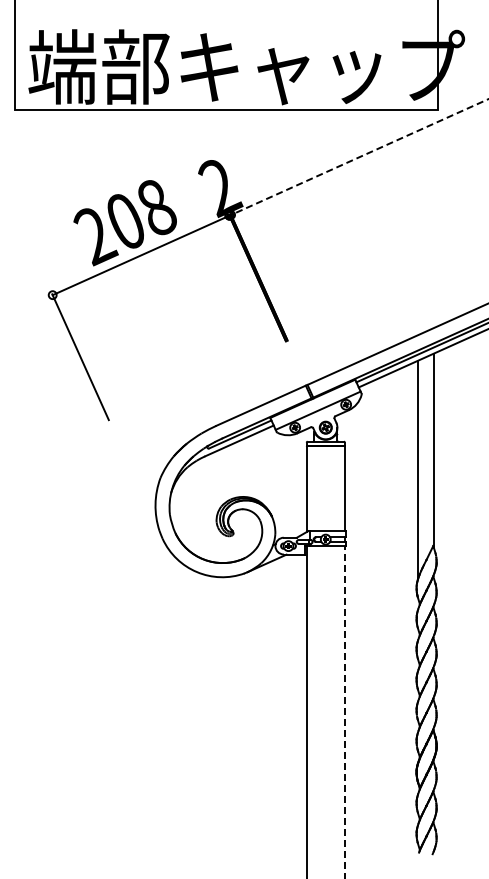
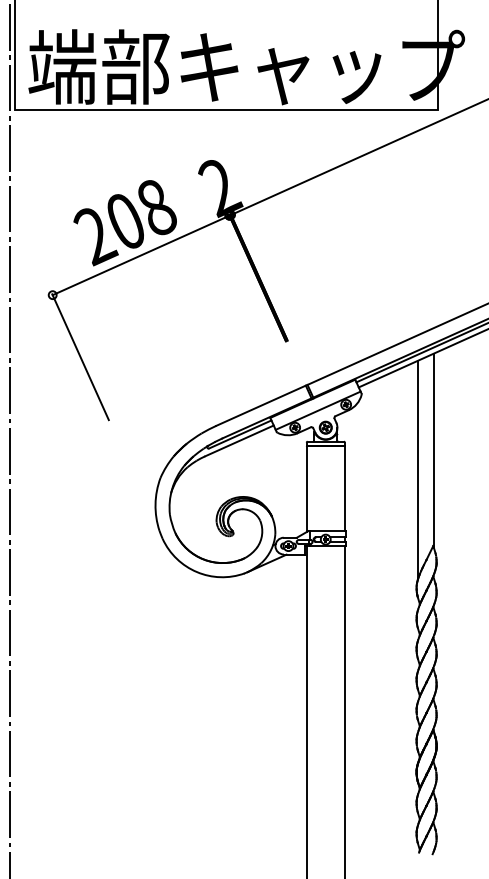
line: dashed -> solid (359, 157)
line: none -> present (10, 438)
line: dashed -> solid (344, 712)
